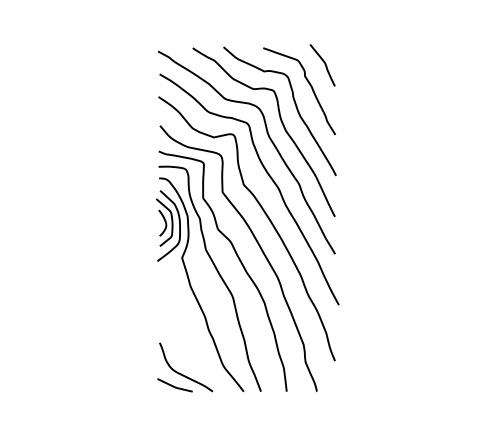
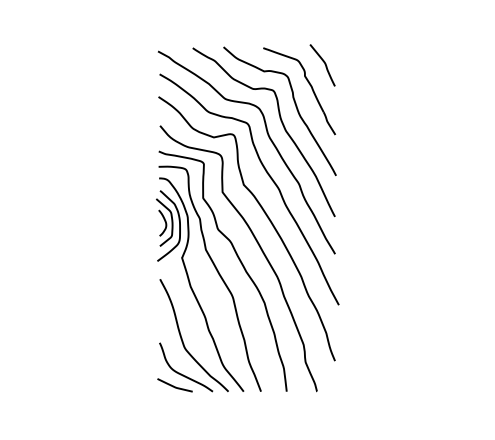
curve: none -> present (182, 337)
